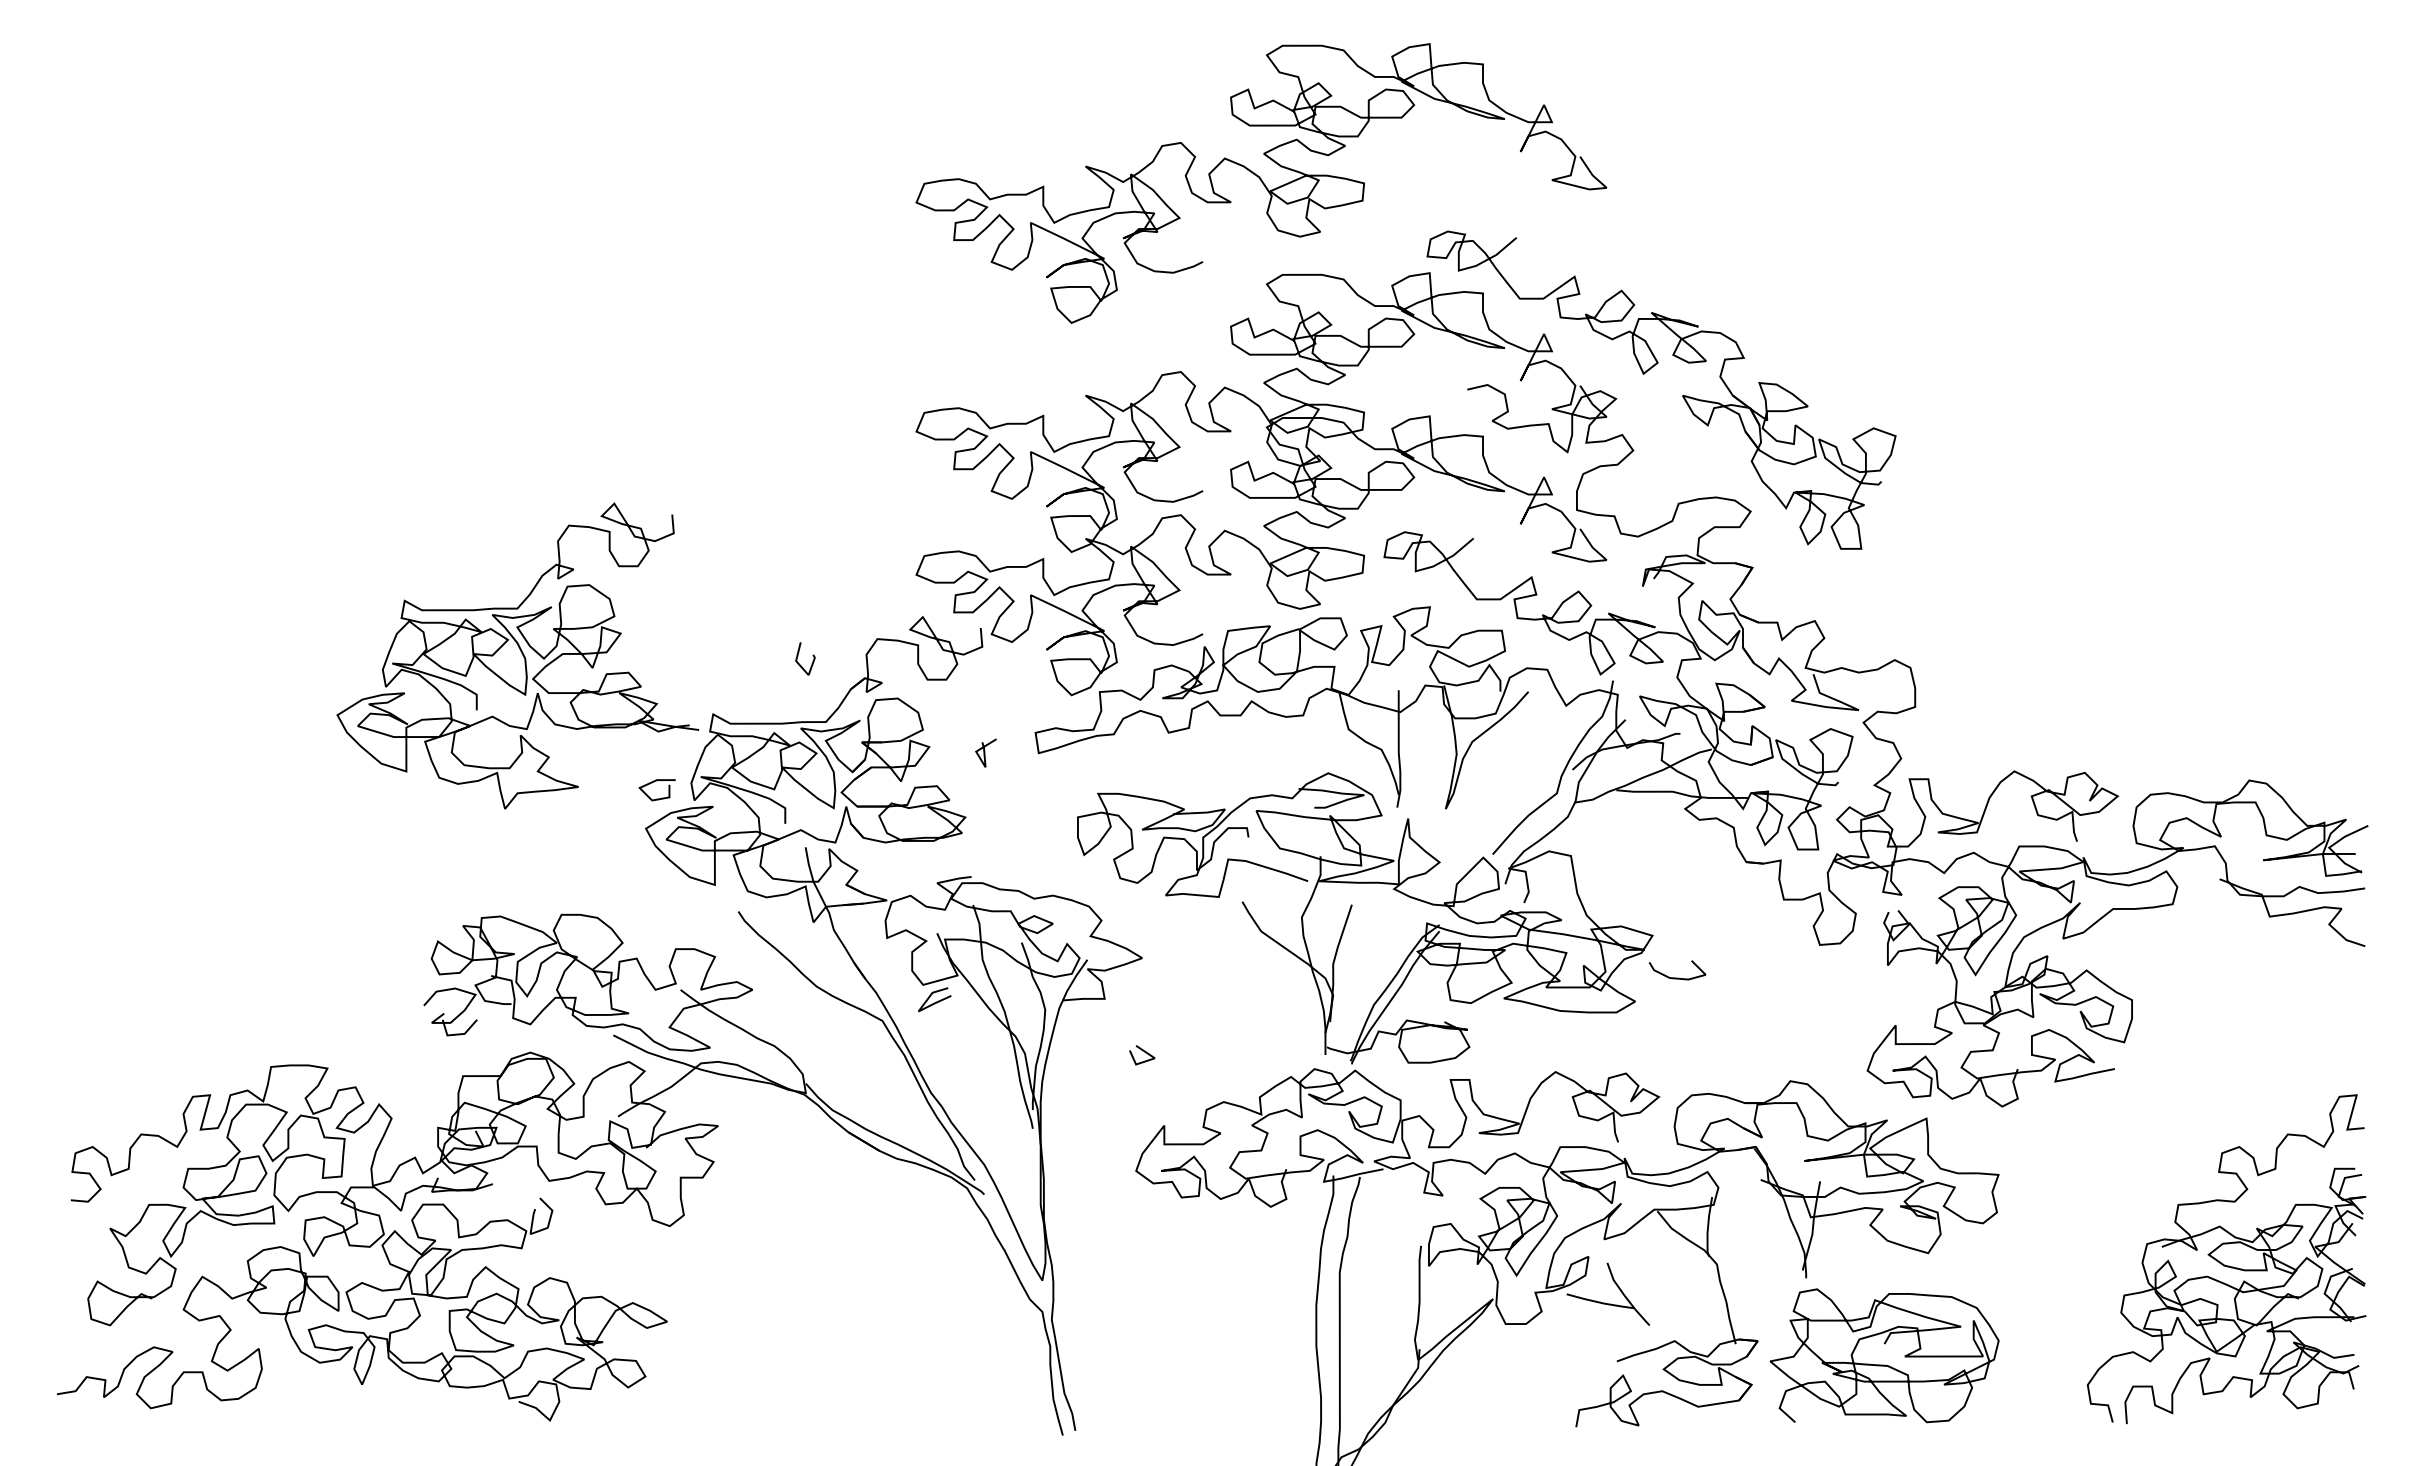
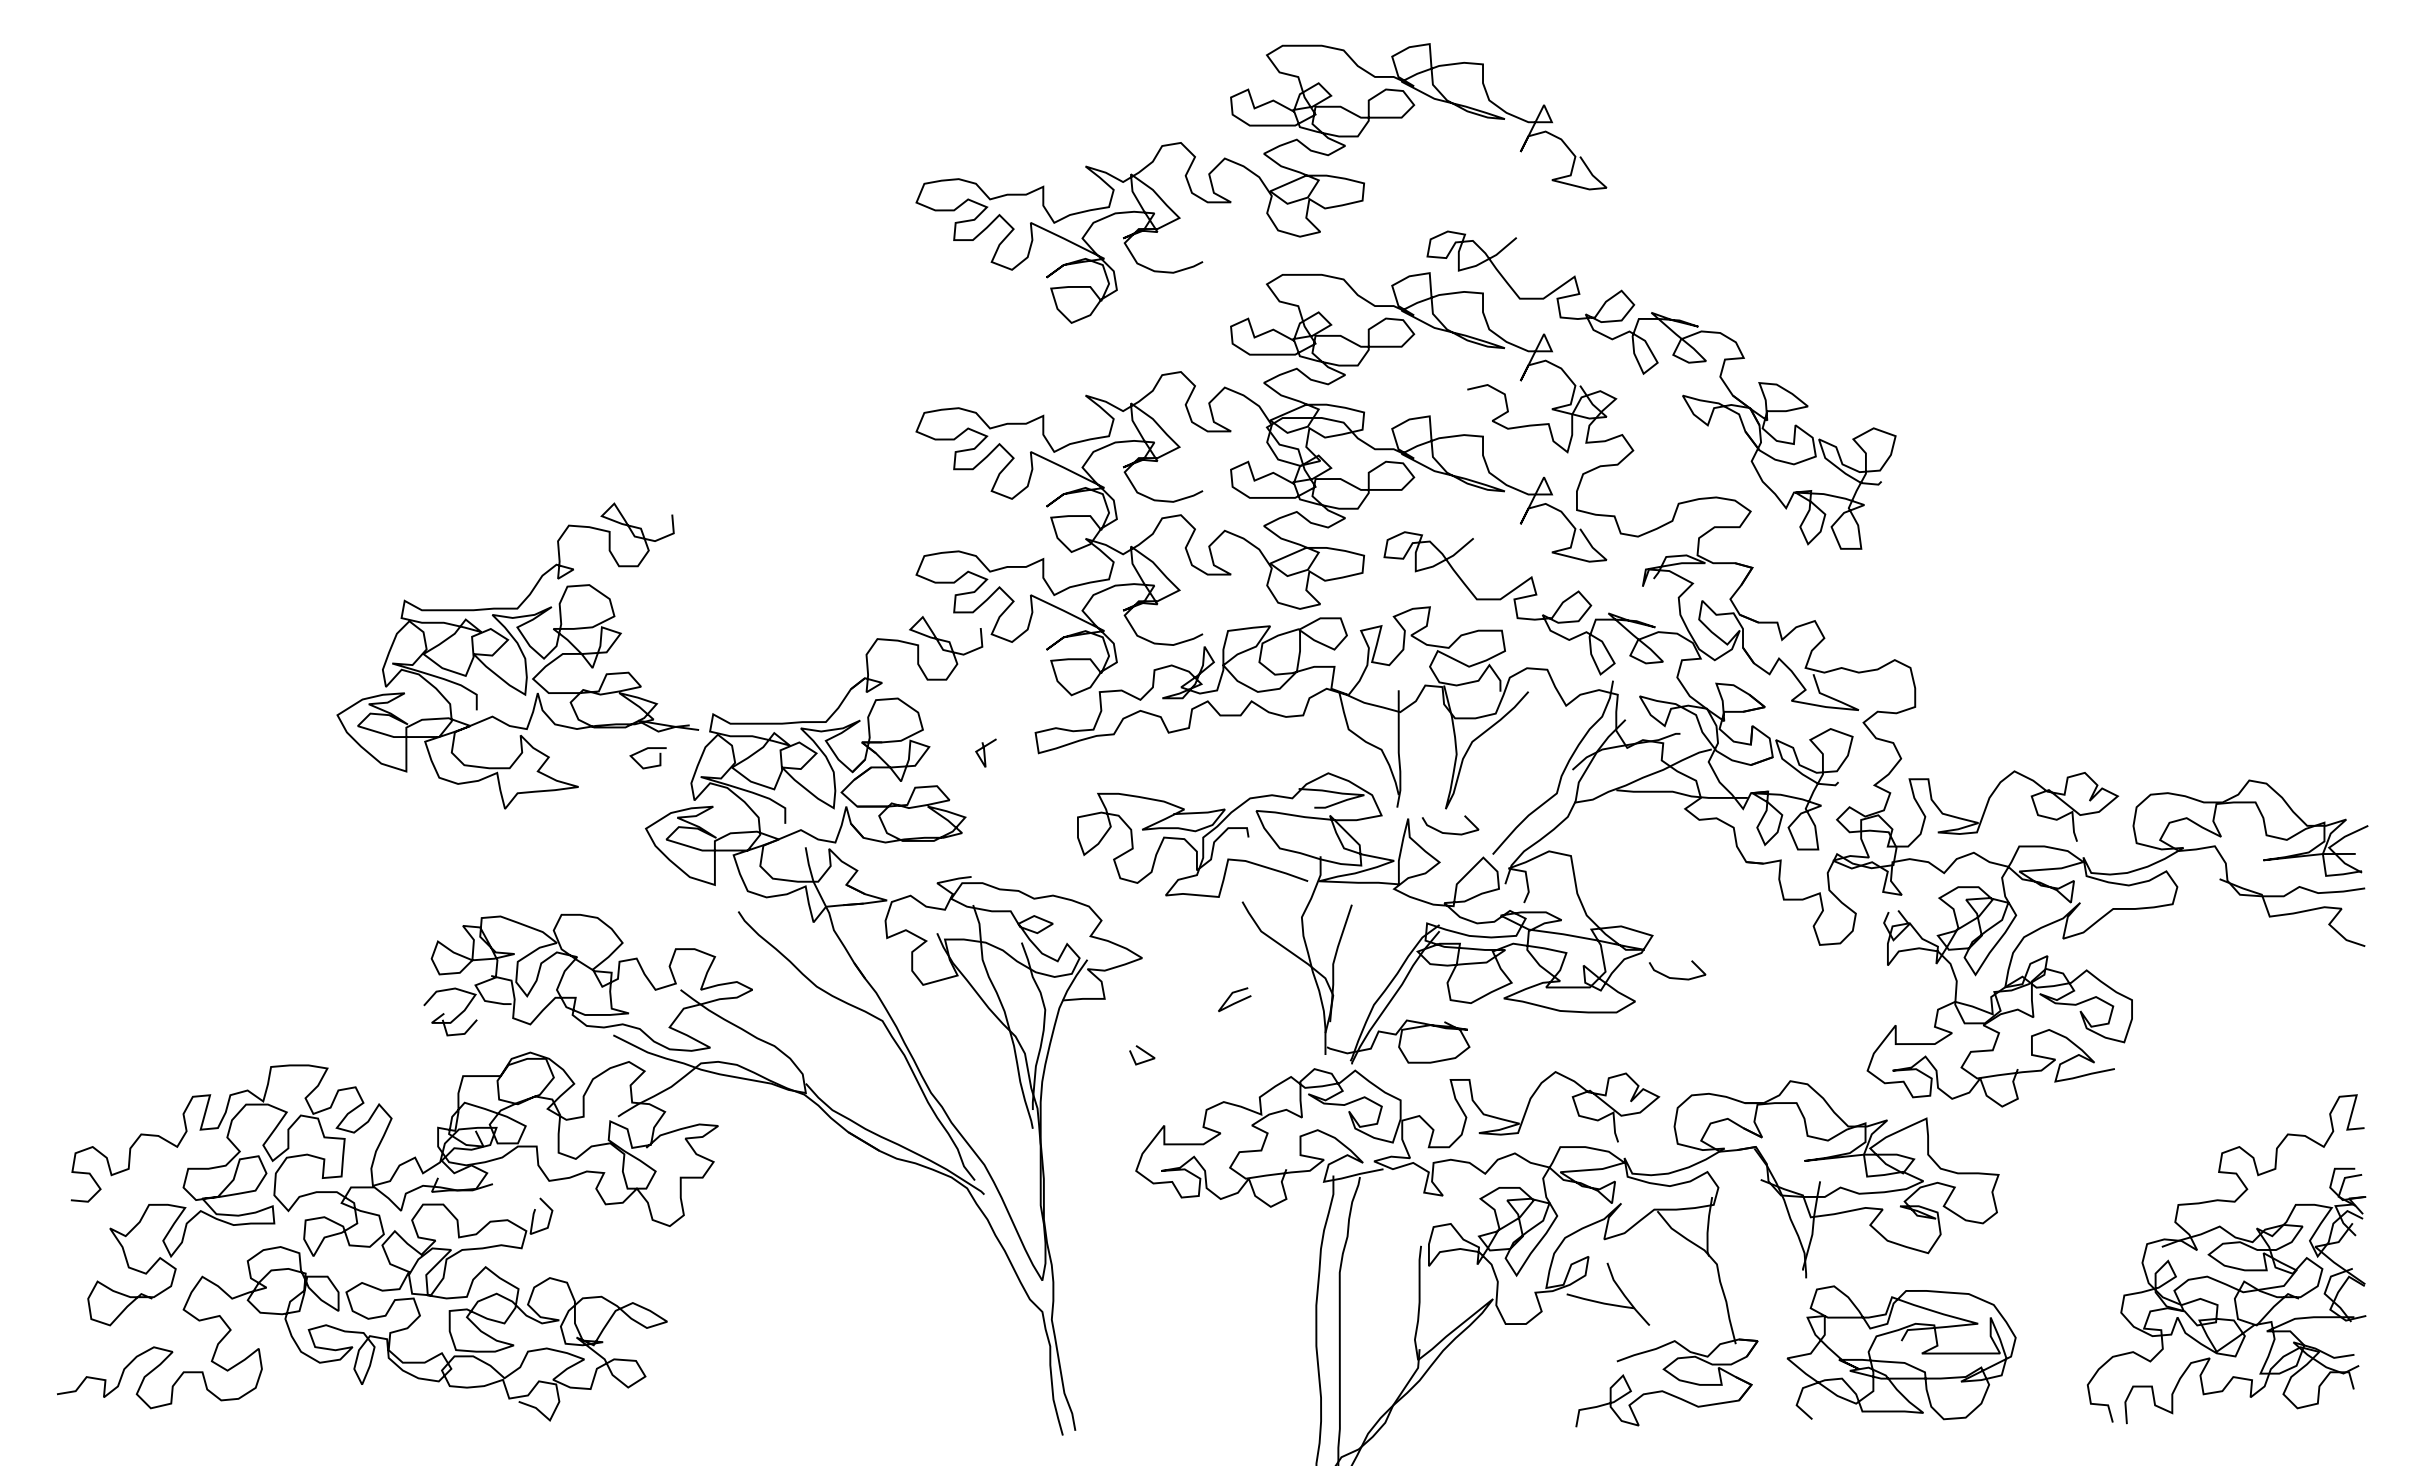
line: present -> none (798, 656)
curve position: (656, 798) -> (647, 766) (647, 766)
curve: none -> present (1450, 832)
line position: (936, 1001) -> (1236, 1001) (1236, 1001)
curve position: (1884, 1364) -> (1901, 1361) (1901, 1361)
